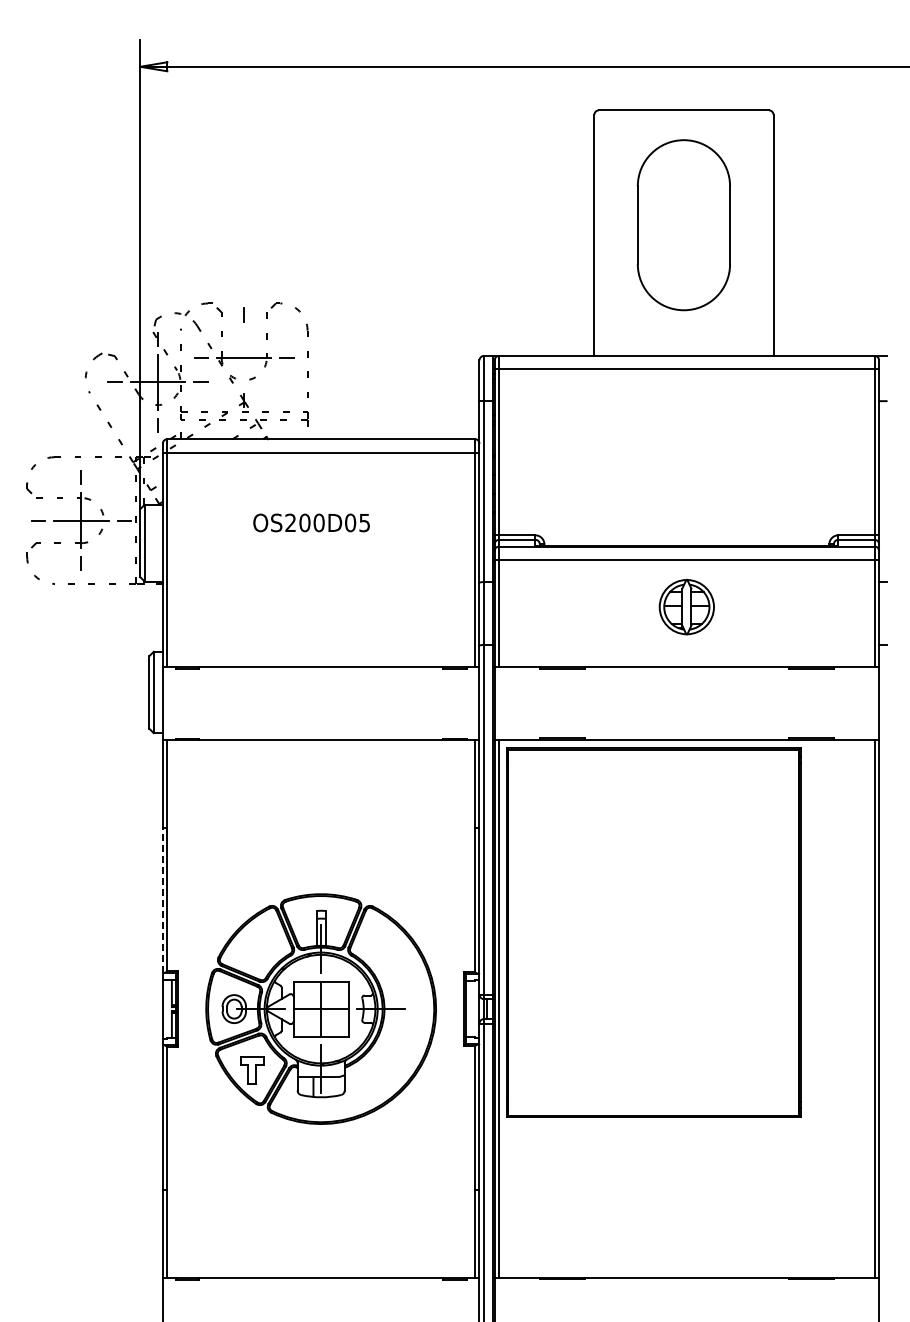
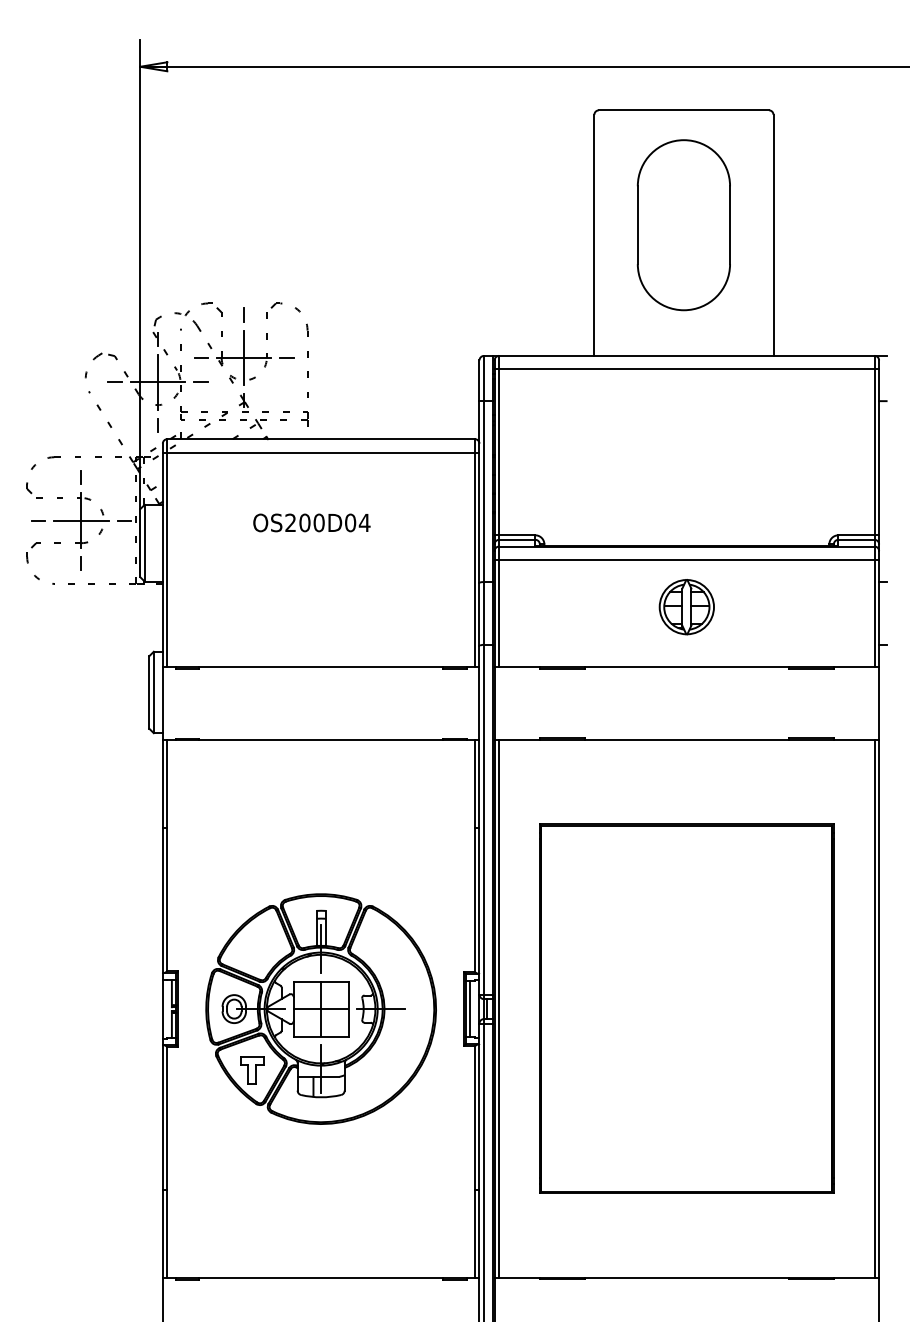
line: none -> present (244, 357)
text: OS200D05 -> OS200D04 (364, 523)
line: dashed -> solid (162, 900)
part position: (653, 932) -> (686, 1008) (686, 1008)
line: none -> present (470, 1008)
